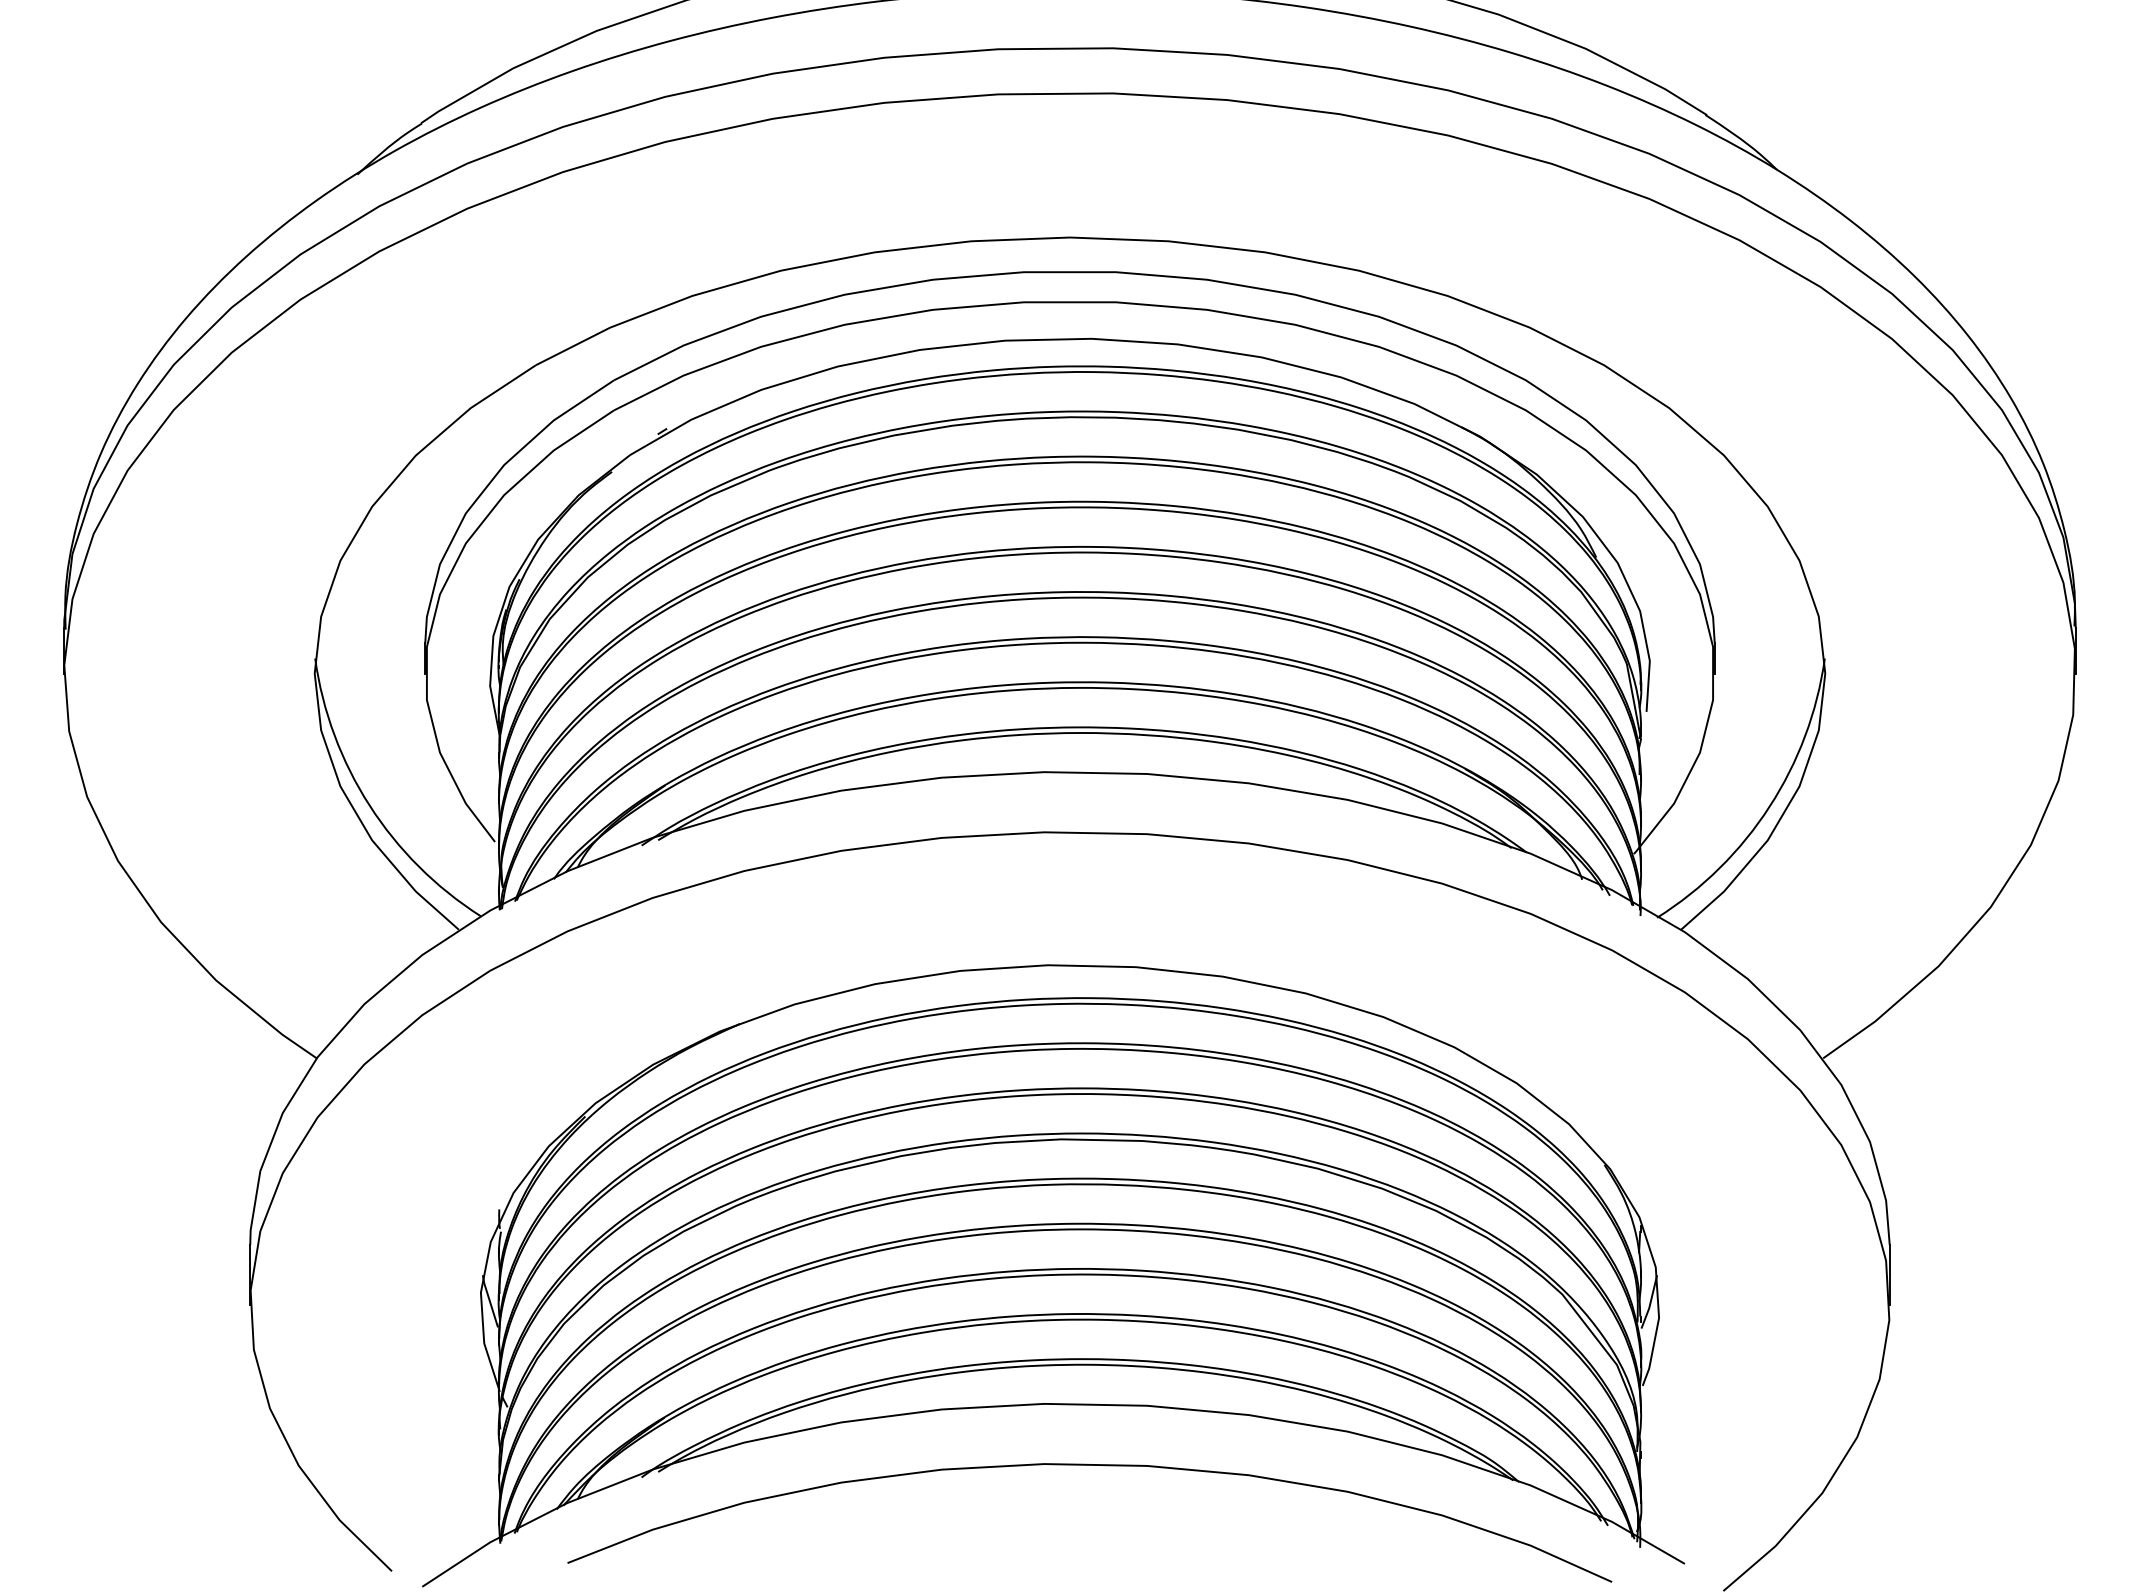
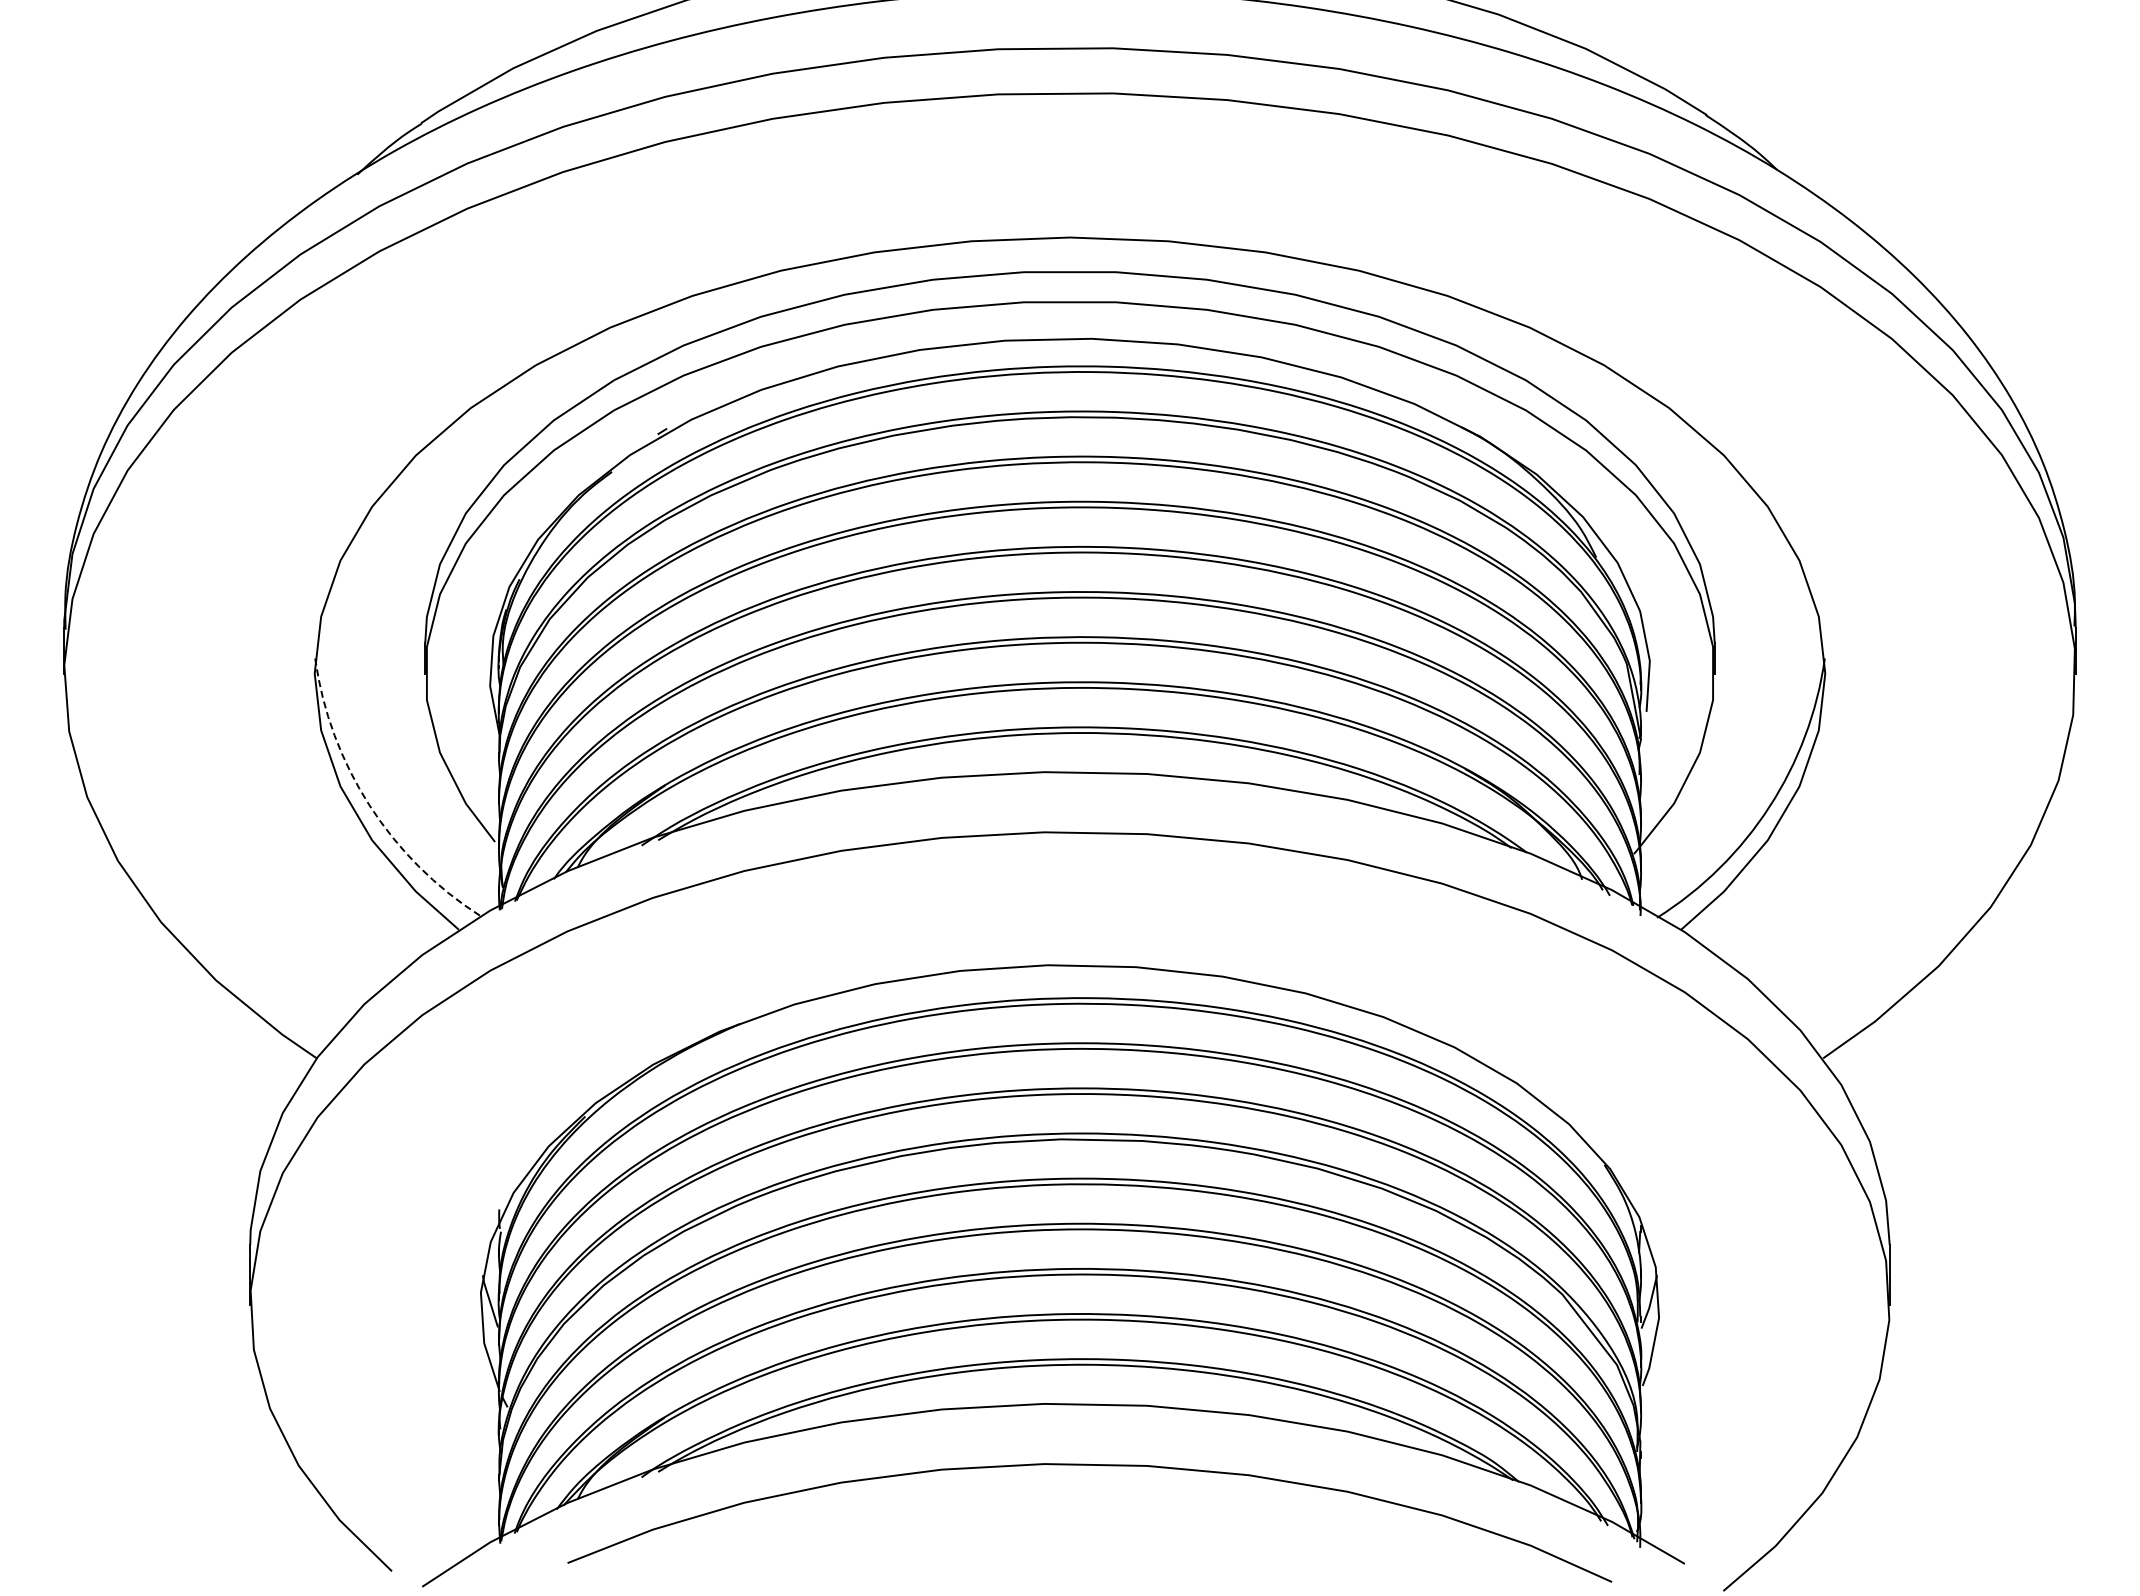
arc: solid -> dashed (369, 805)
